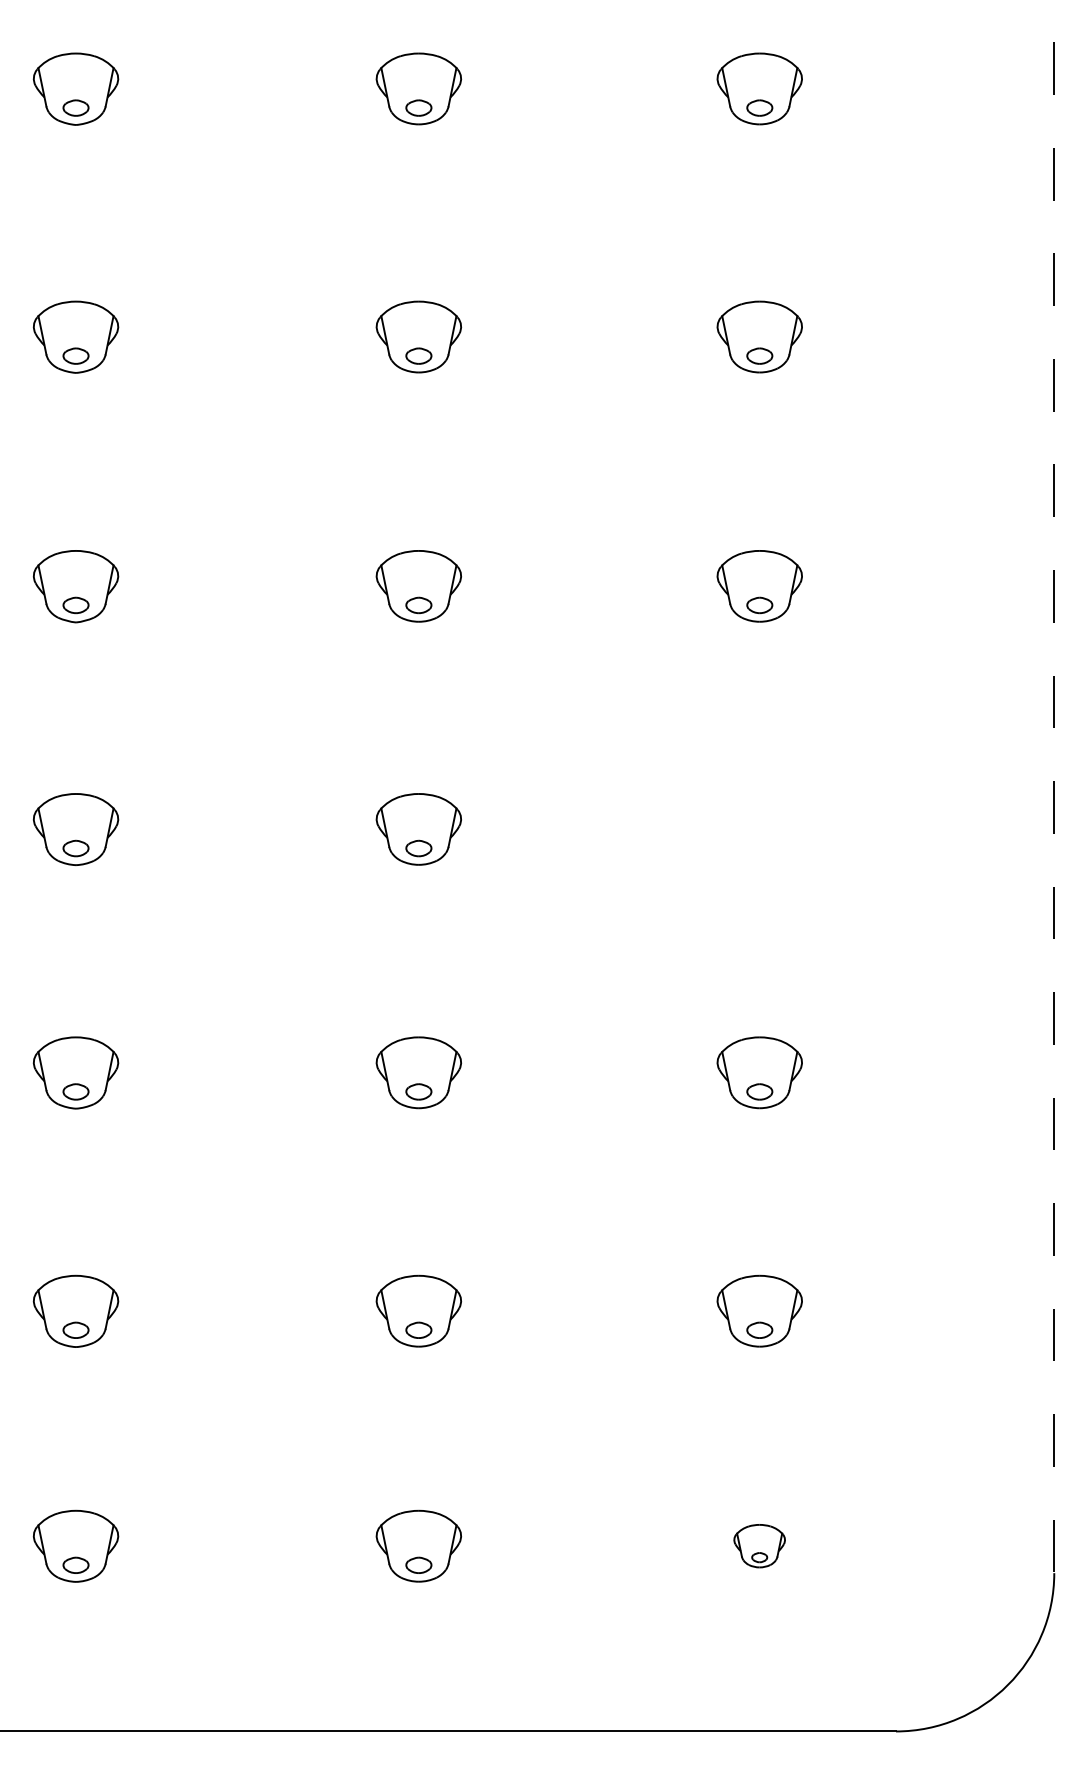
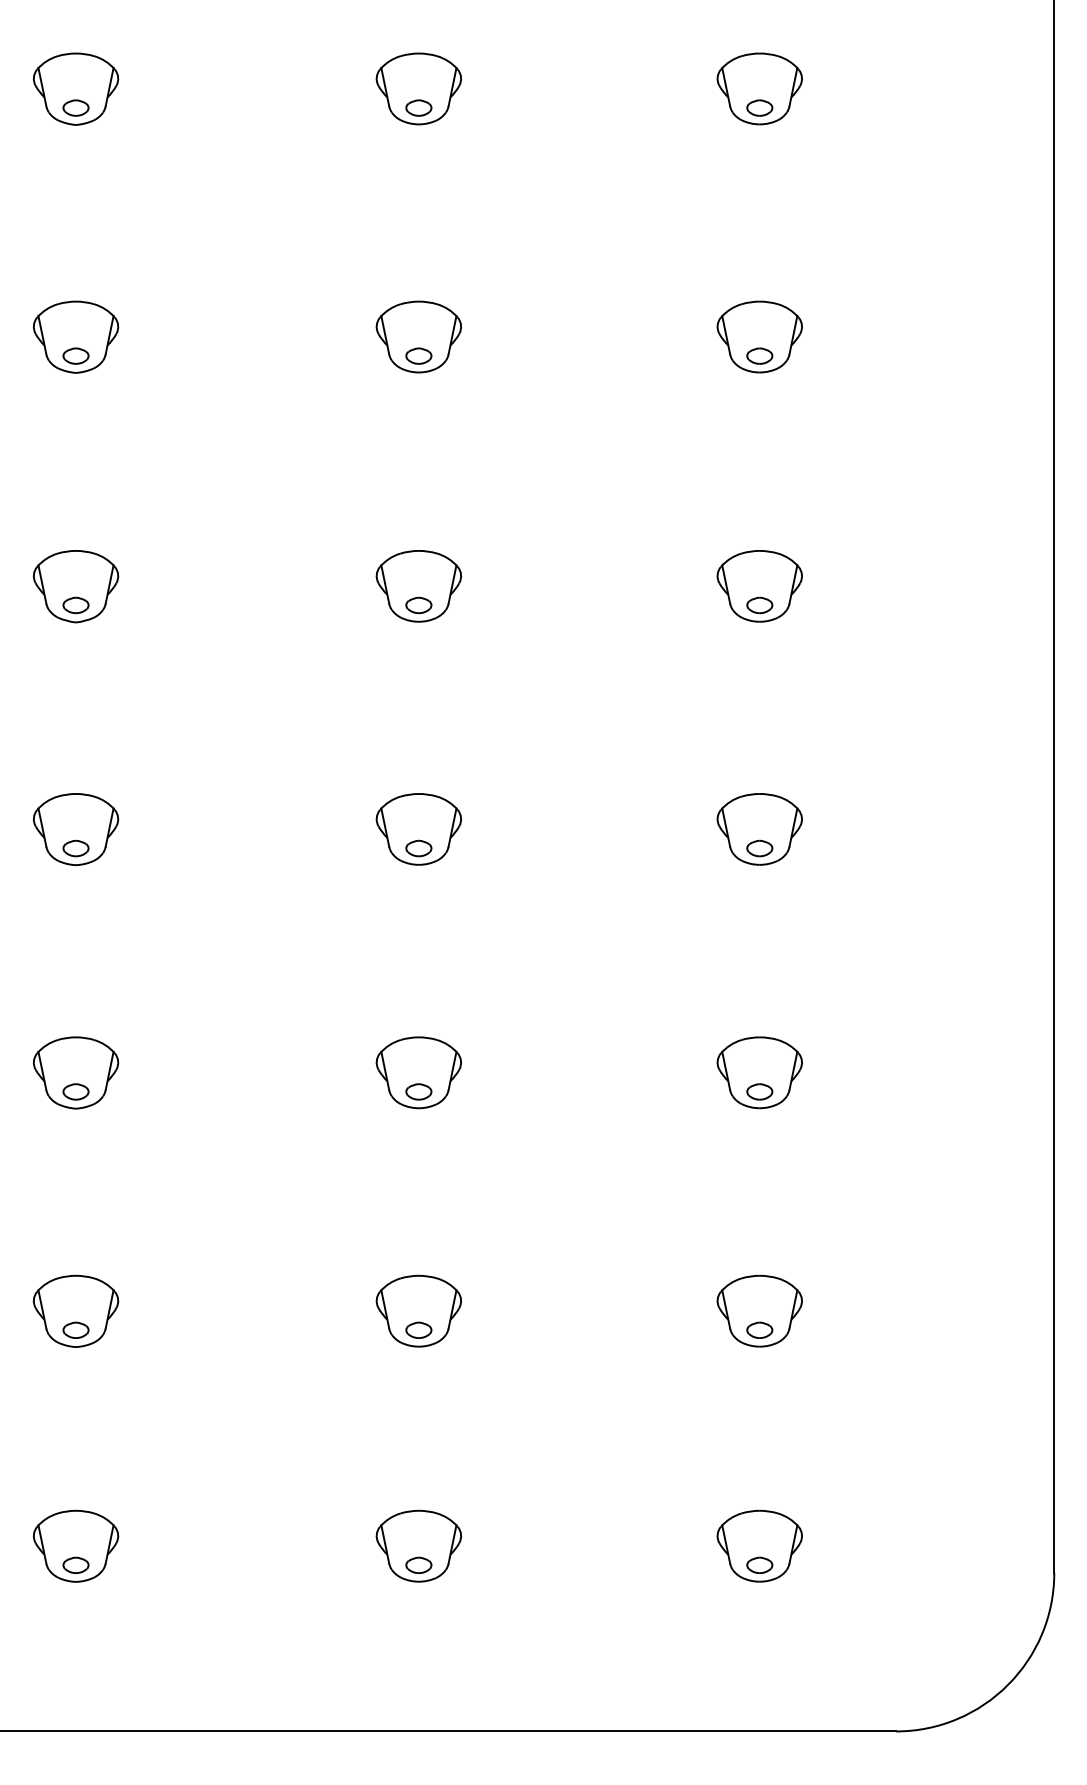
line: dashed -> solid (1054, 787)
part: none -> present (759, 829)
part size: 53x45 px -> 87x74 px (759, 1545)
